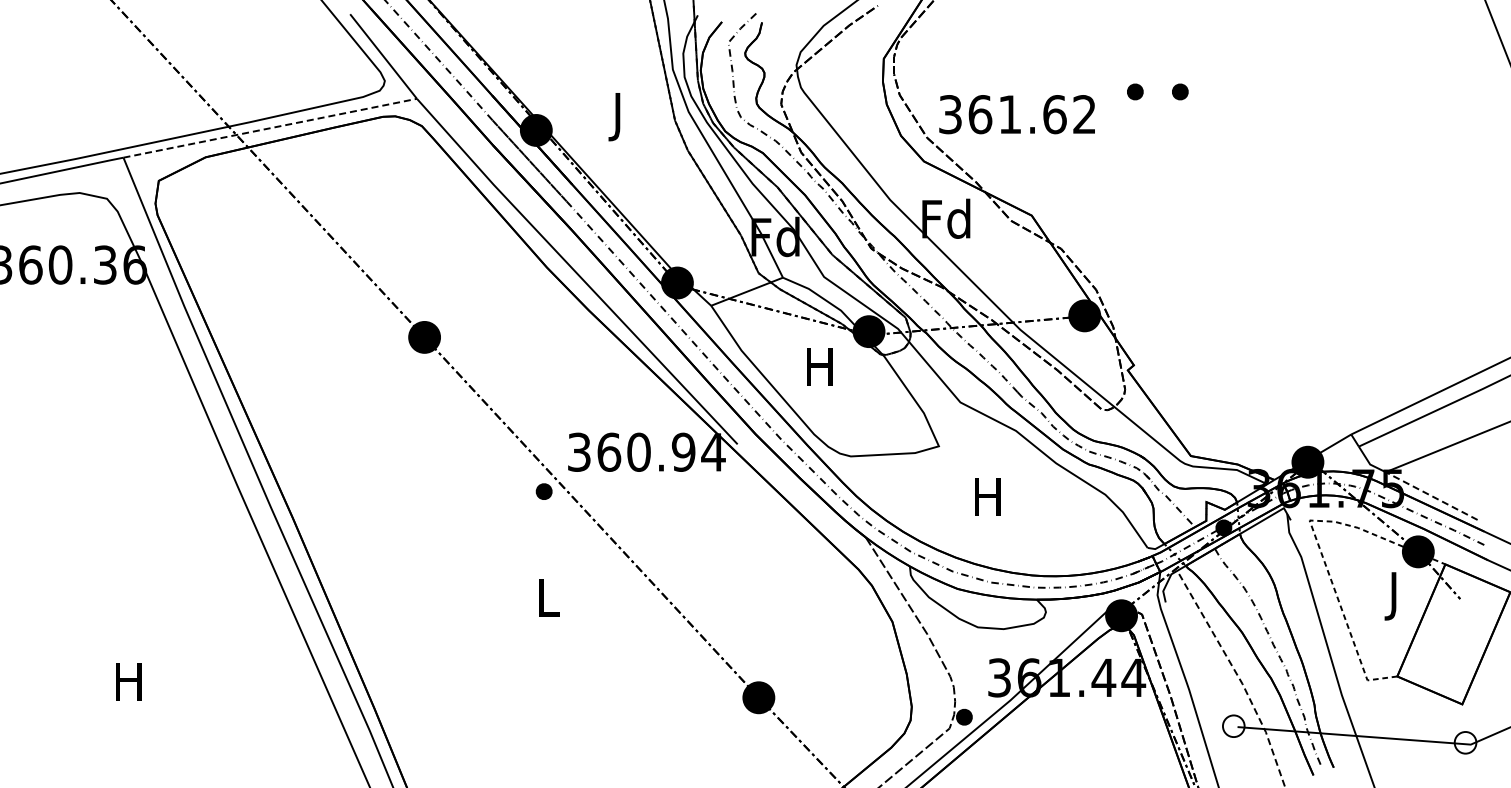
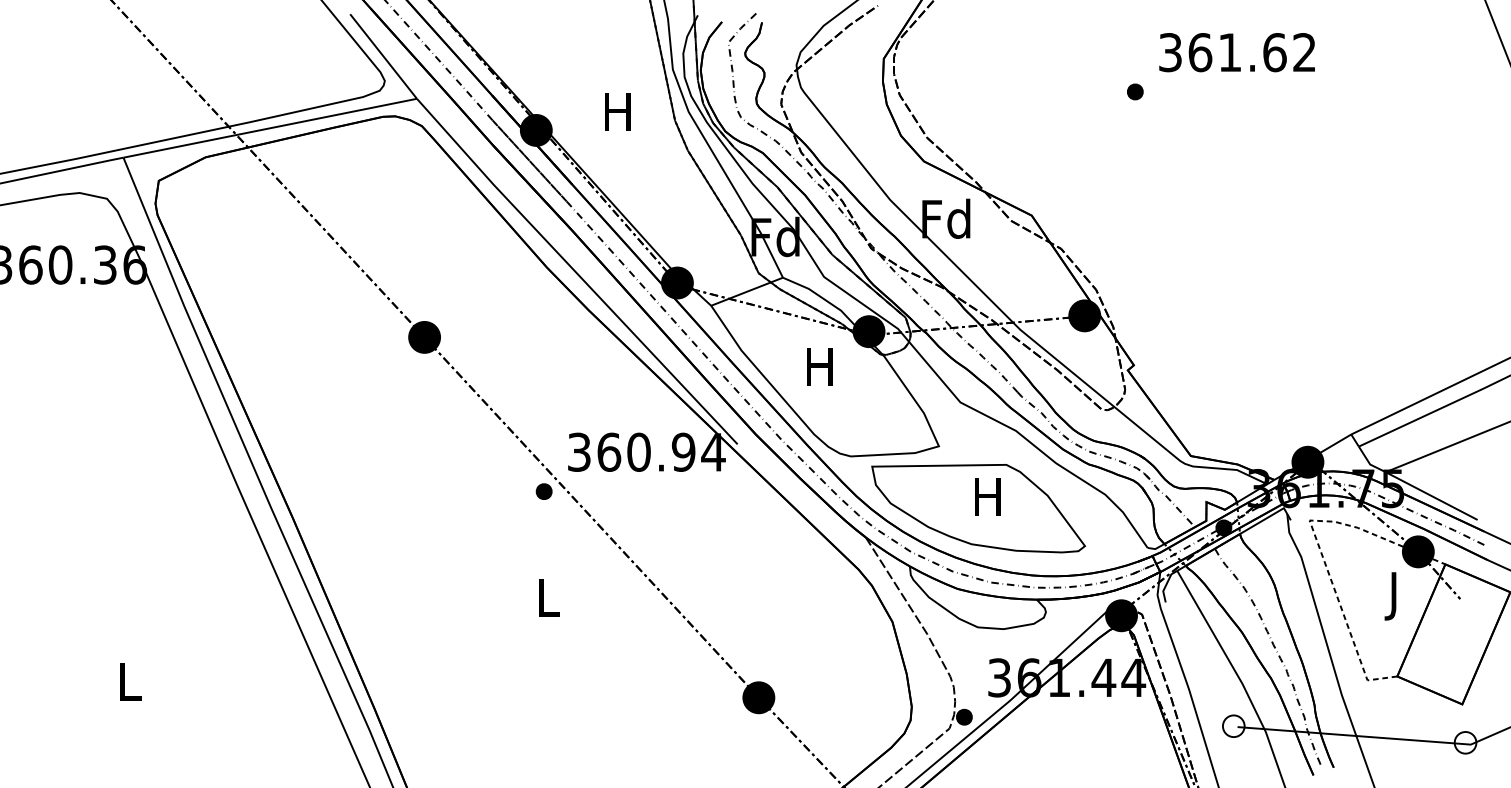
part: present -> none (1180, 91)
text position: (1016, 114) -> (1236, 52) (1236, 52)
text: J -> H (617, 117)
line: dashed -> solid (270, 128)
line: dashed -> solid (1431, 496)
part: none -> present (978, 508)
line: dashed -> solid (1238, 677)
text: H -> L (128, 681)
